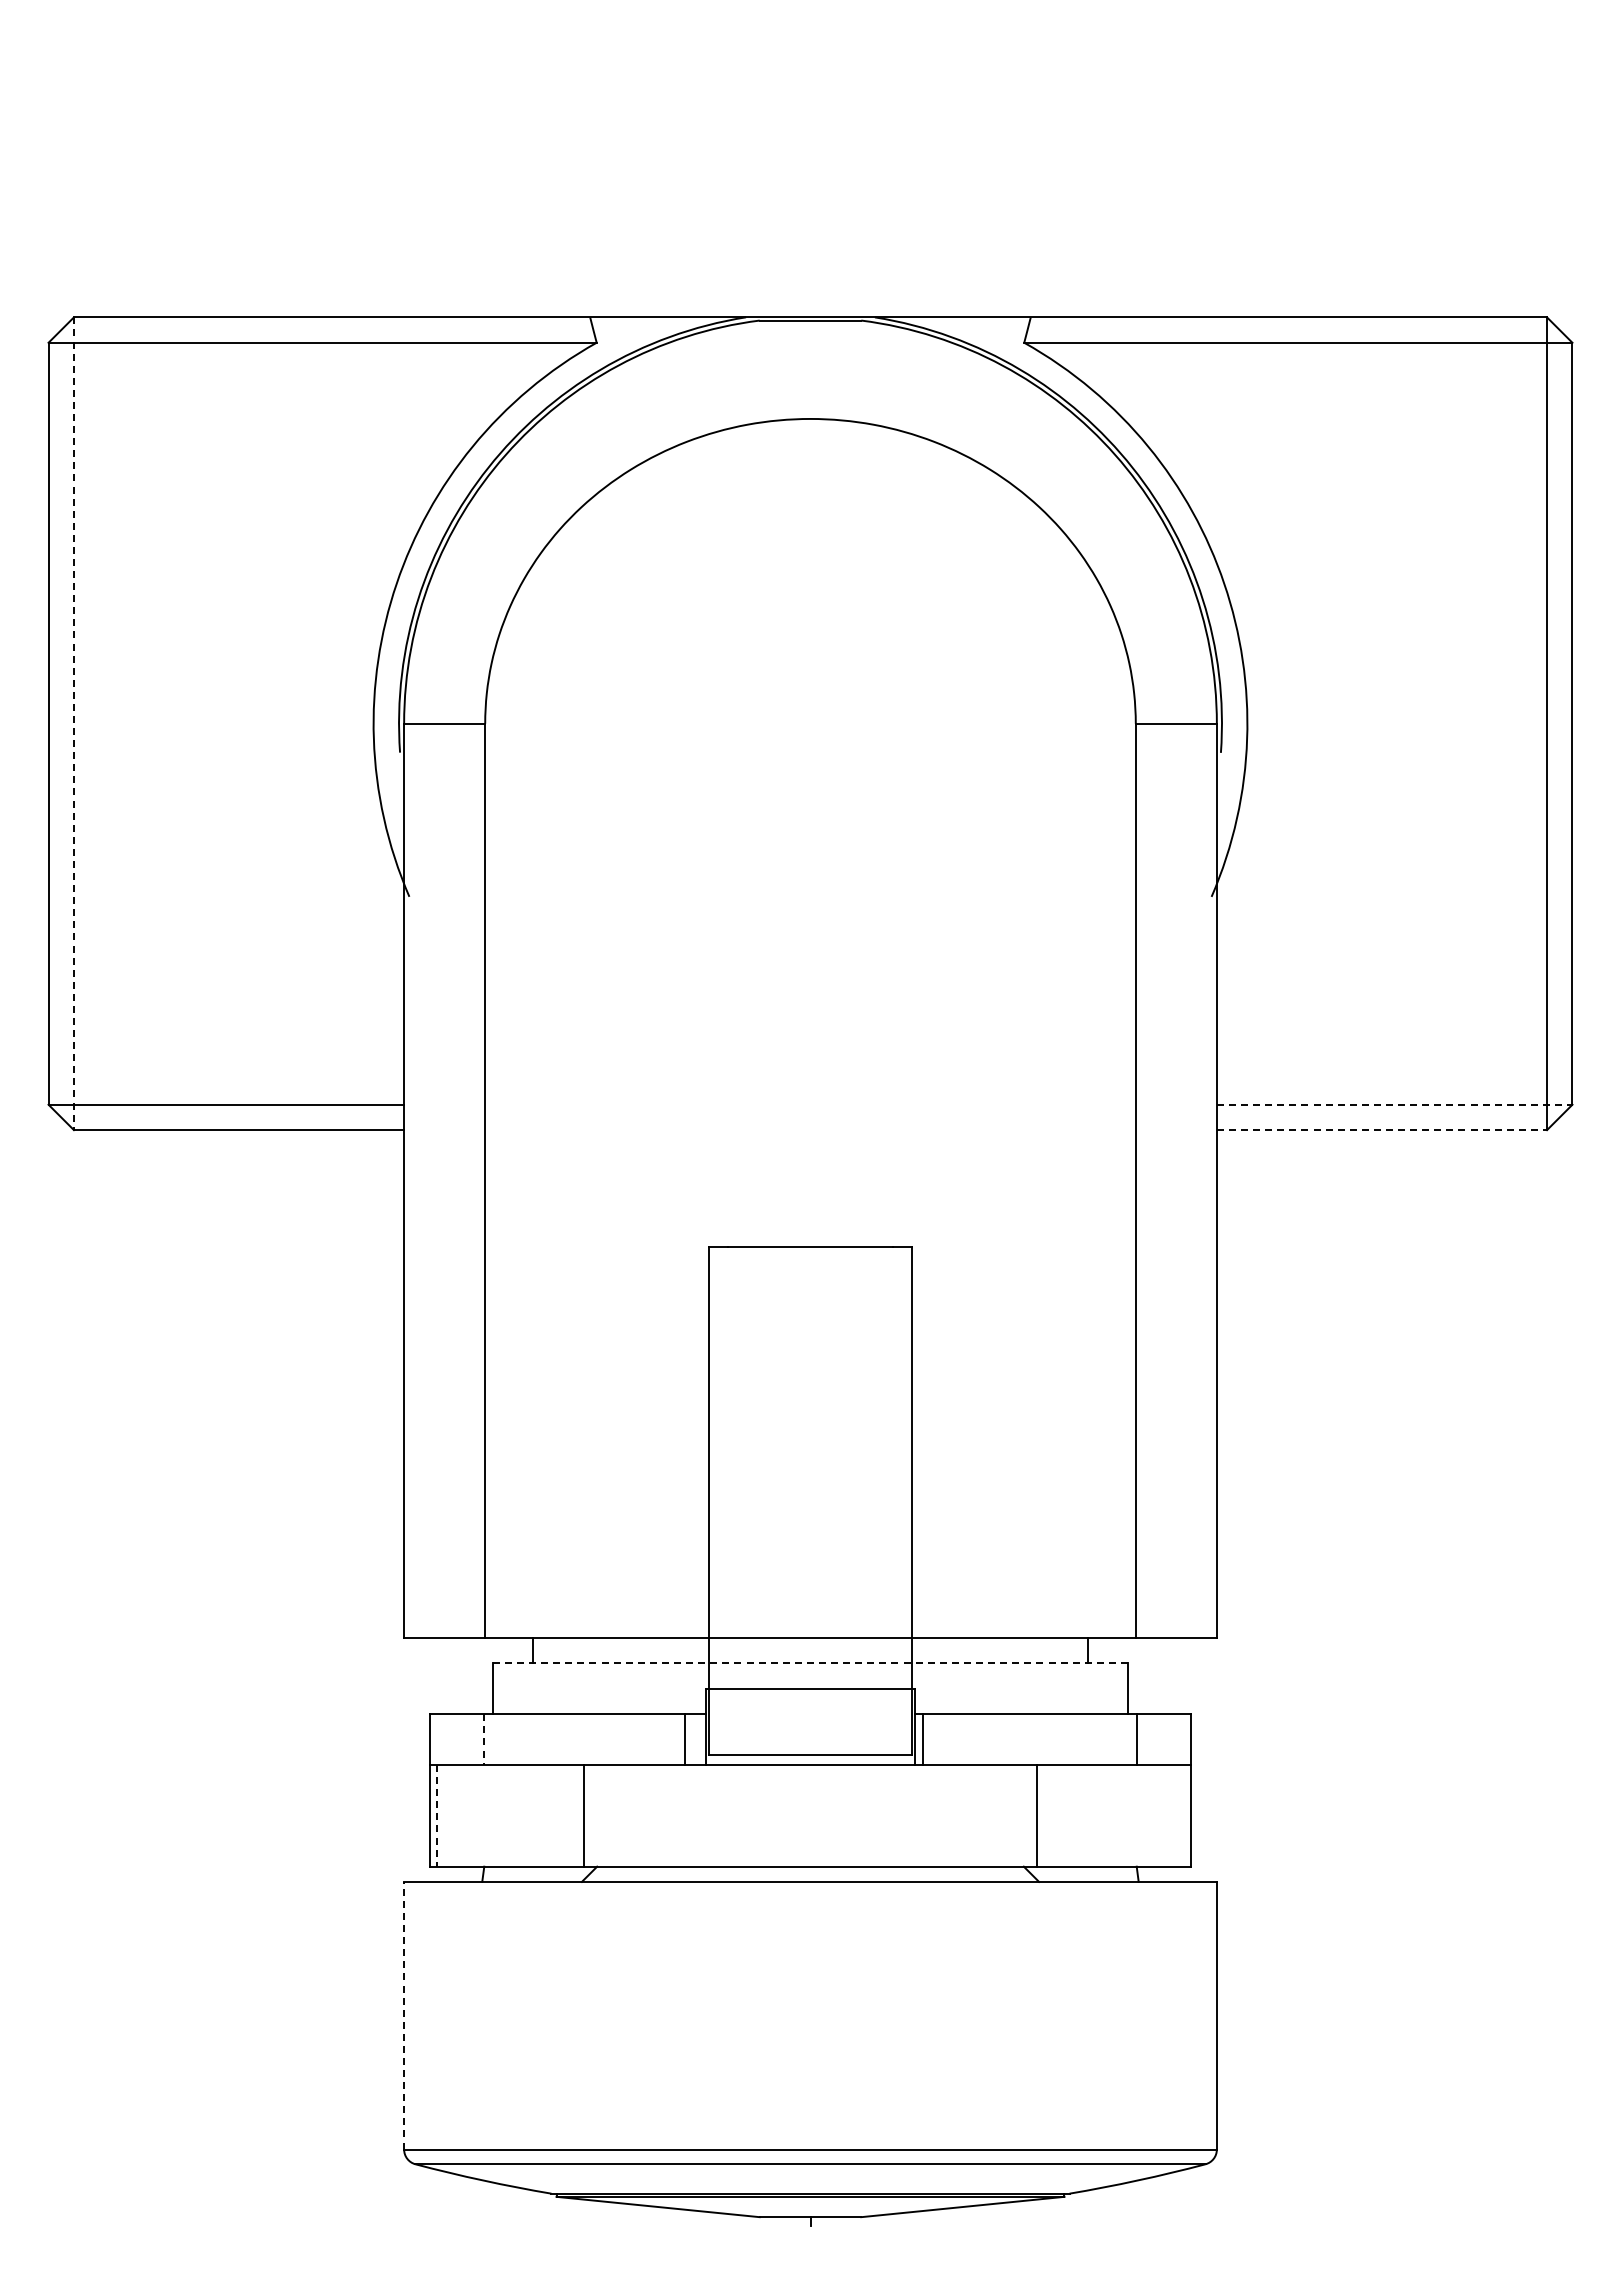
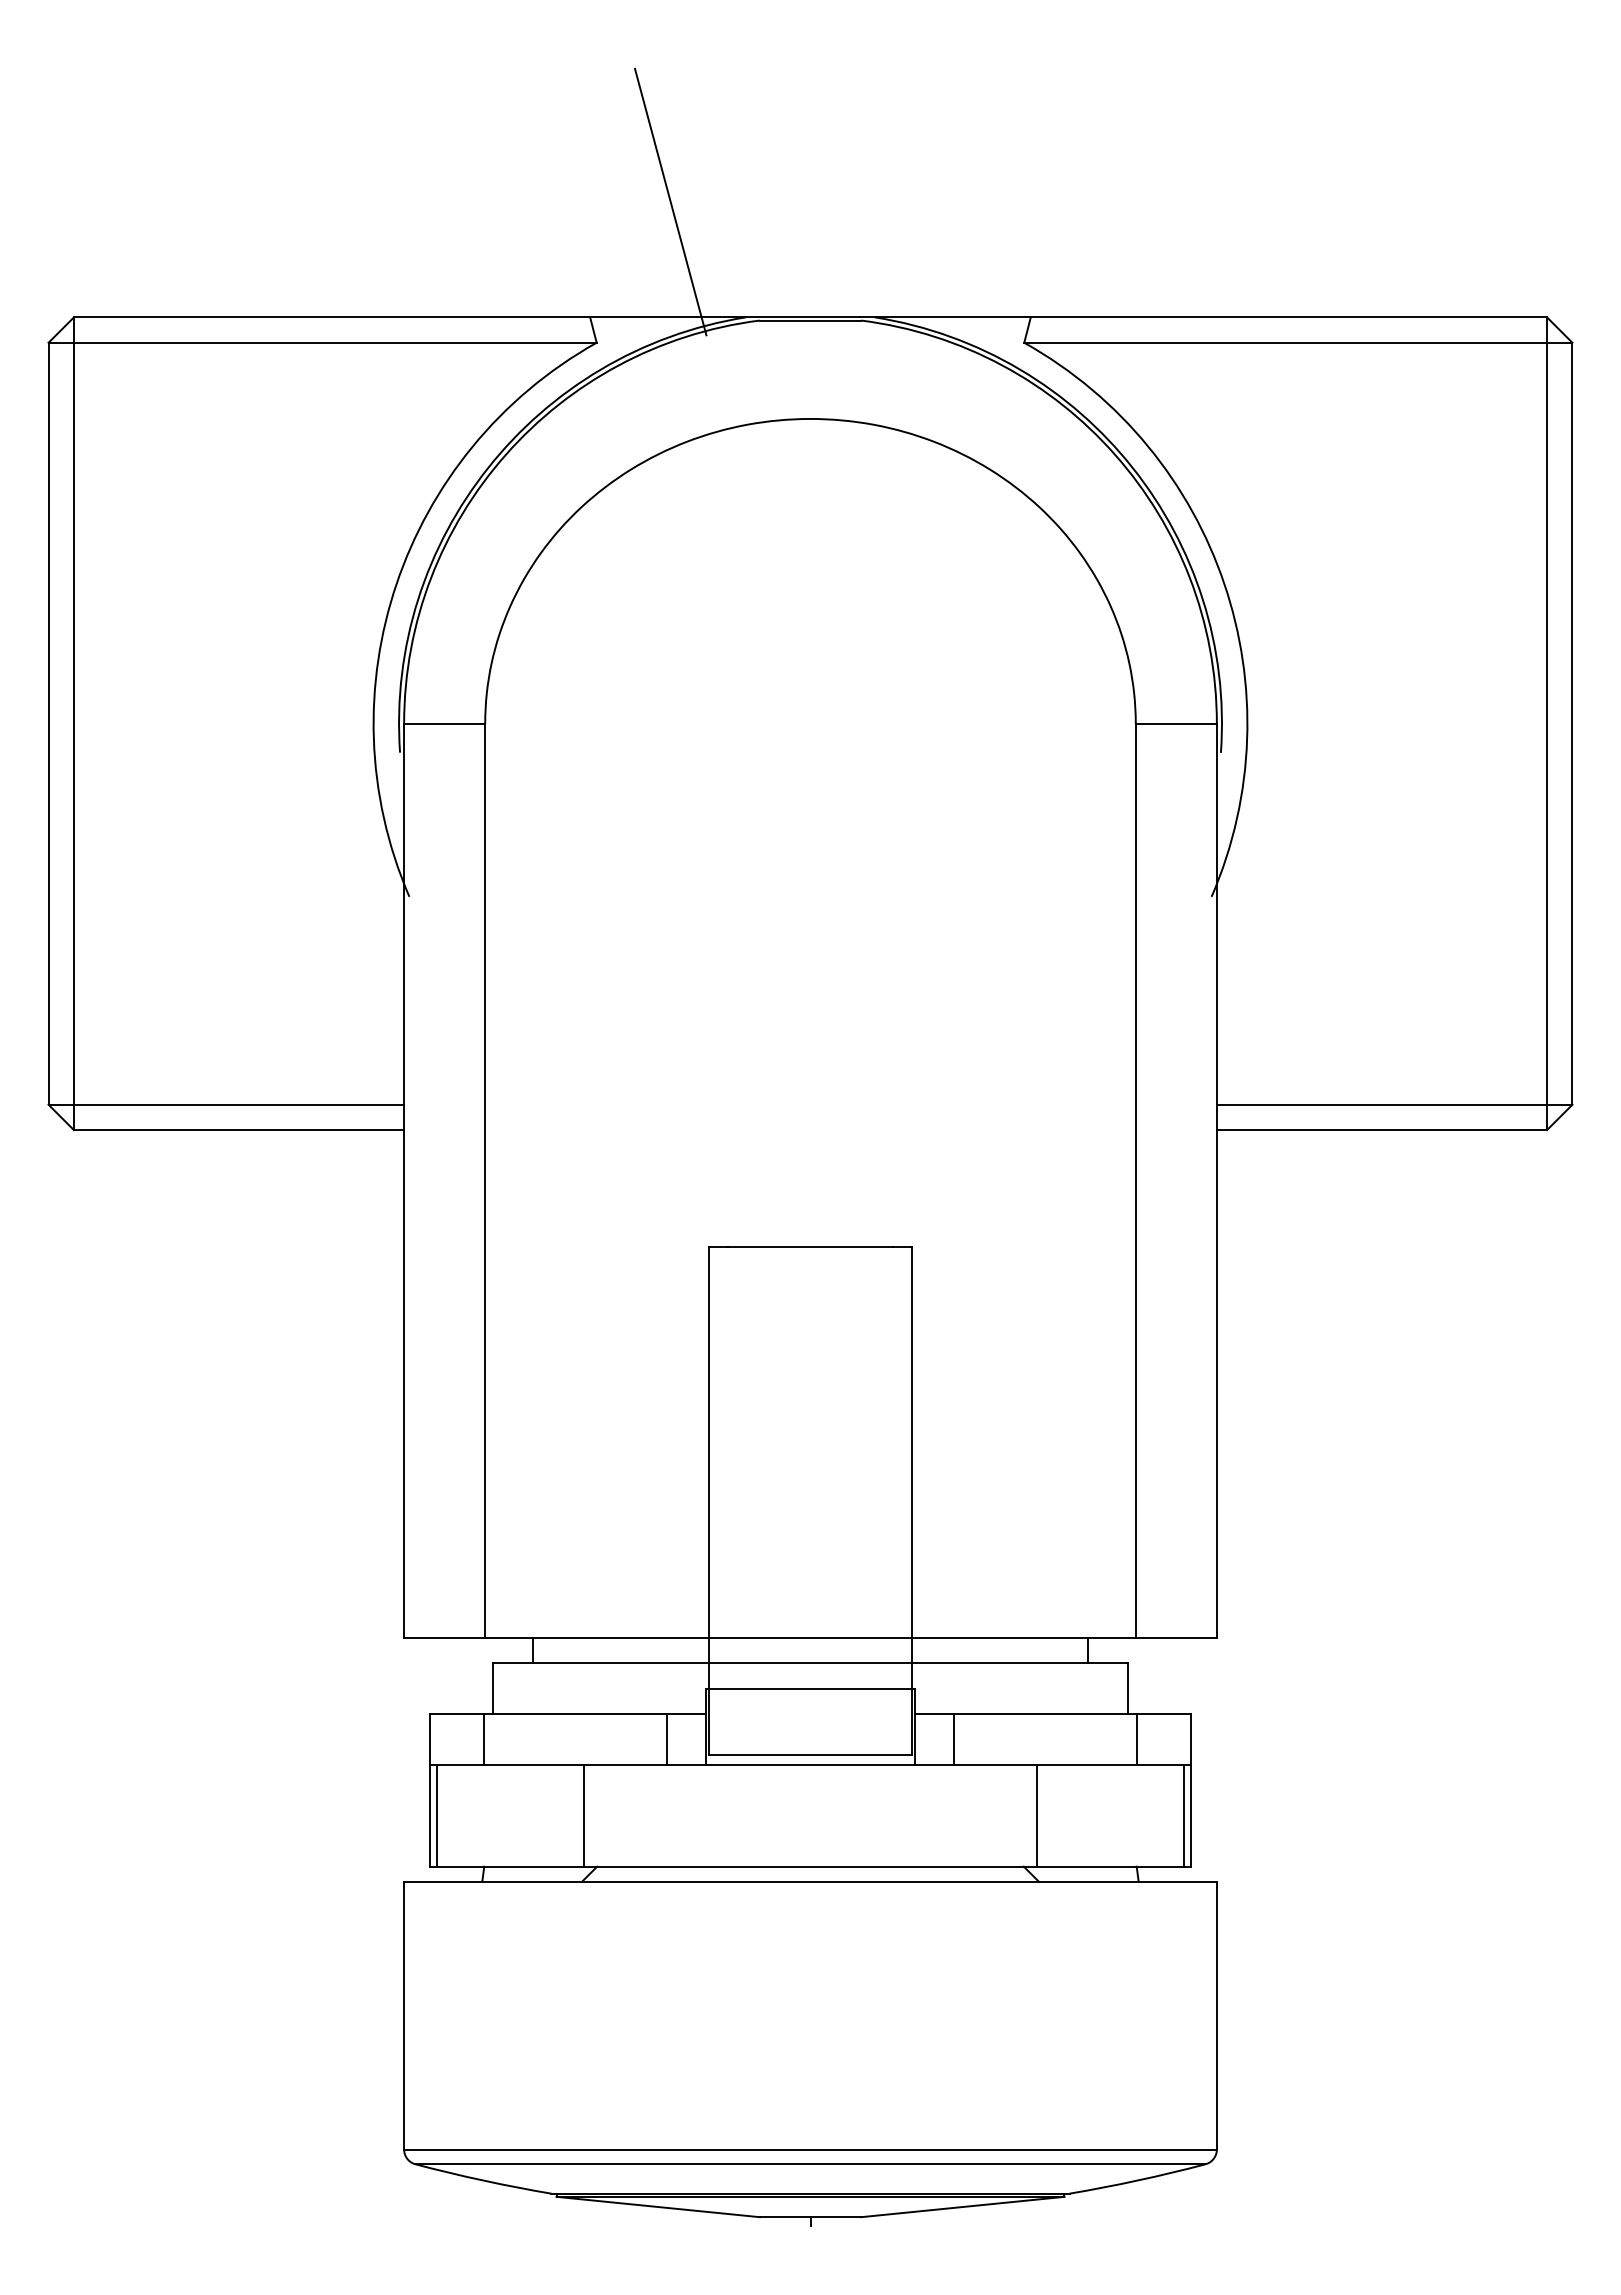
line: none -> present (670, 201)
line: dashed -> solid (73, 724)
line: dashed -> solid (1394, 1104)
line: dashed -> solid (1382, 1130)
line: dashed -> solid (810, 1663)
line position: (684, 1739) -> (666, 1739) (666, 1739)
line position: (923, 1739) -> (954, 1739) (954, 1739)
line: dashed -> solid (483, 1740)
line: dashed -> solid (437, 1815)
line: none -> present (1183, 1815)
line: dashed -> solid (404, 2015)
